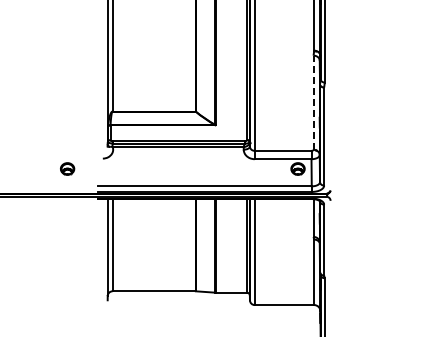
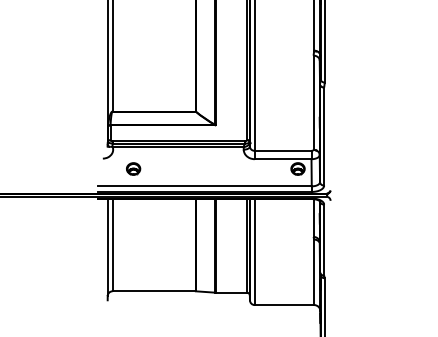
line: dashed -> solid (313, 102)
part position: (67, 168) -> (133, 168) (133, 168)
